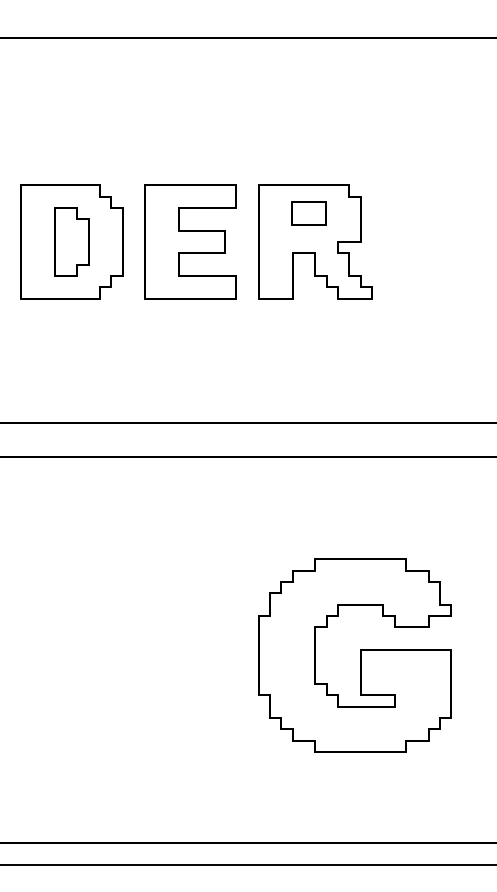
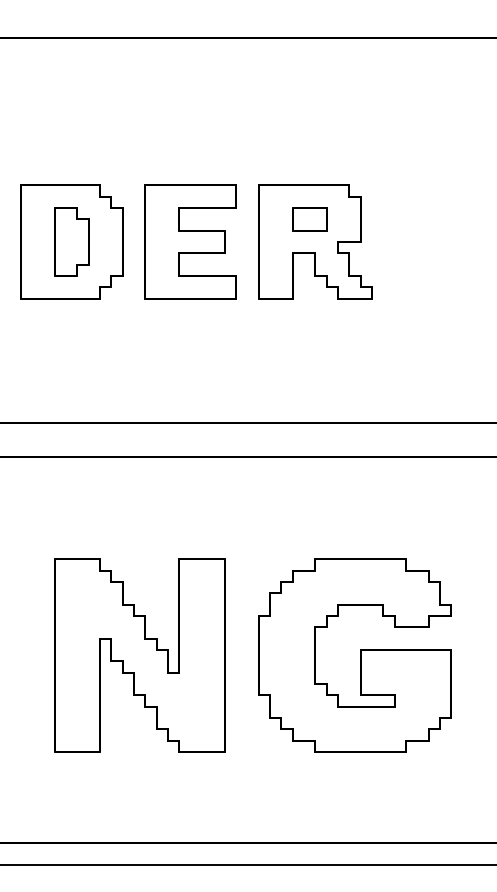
part position: (308, 213) -> (309, 219) (309, 219)
part: none -> present (139, 655)
